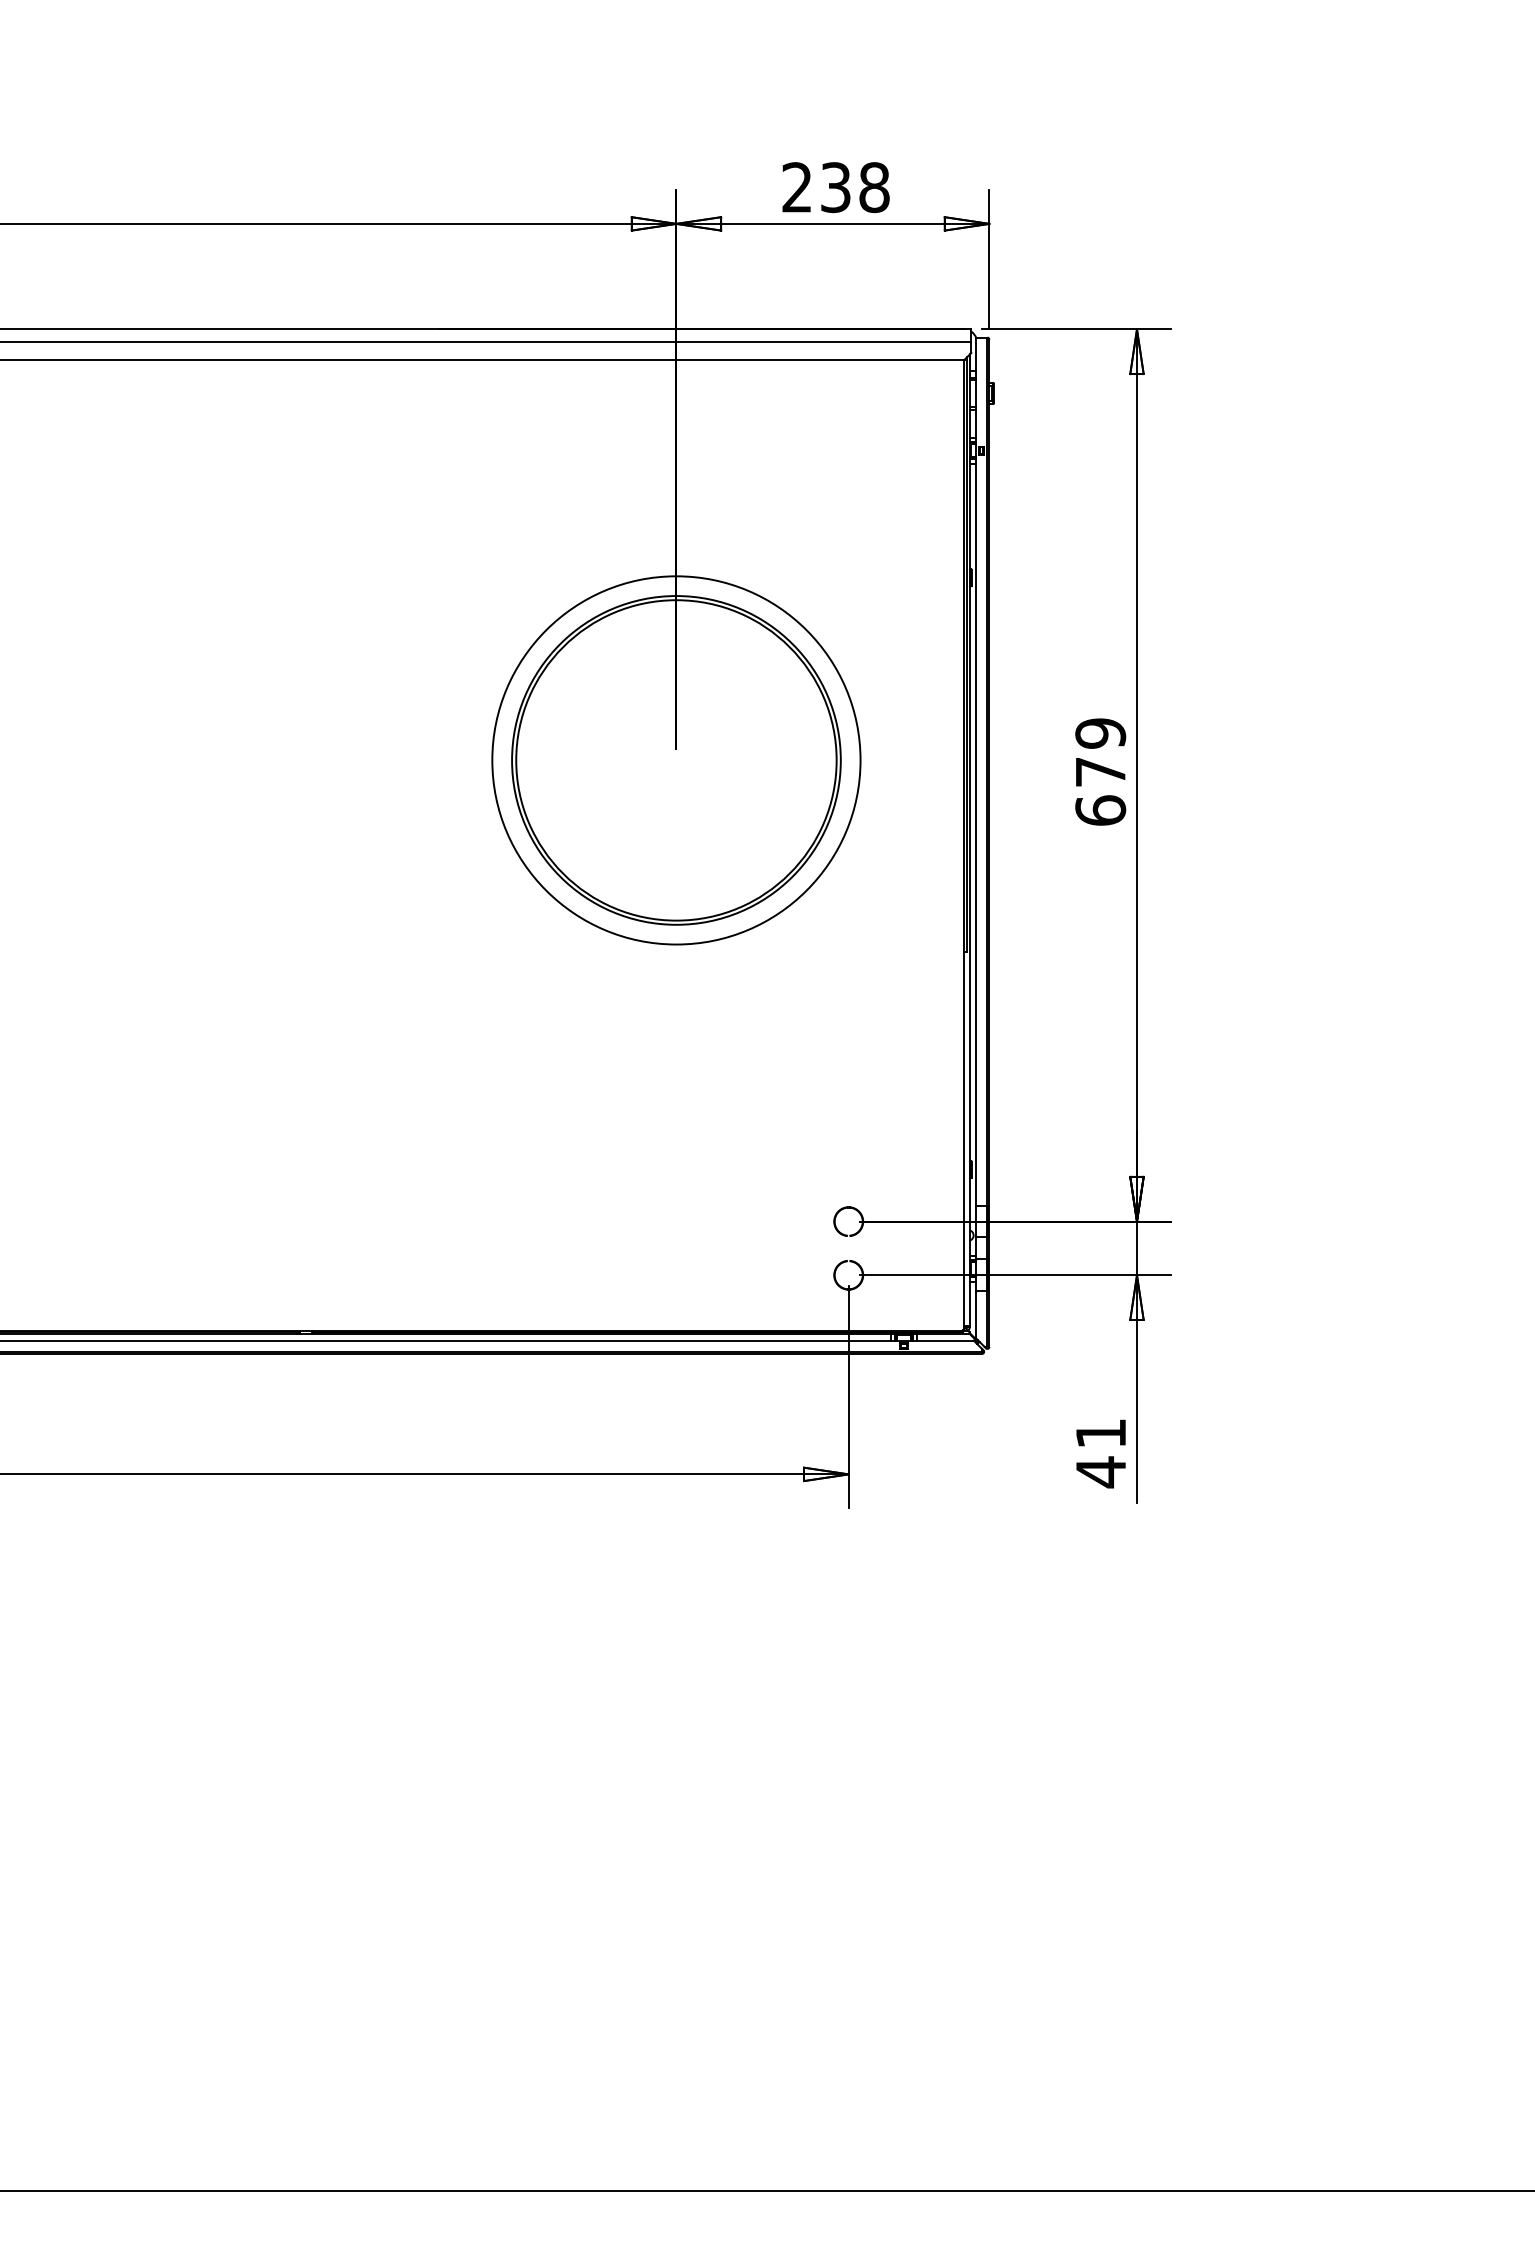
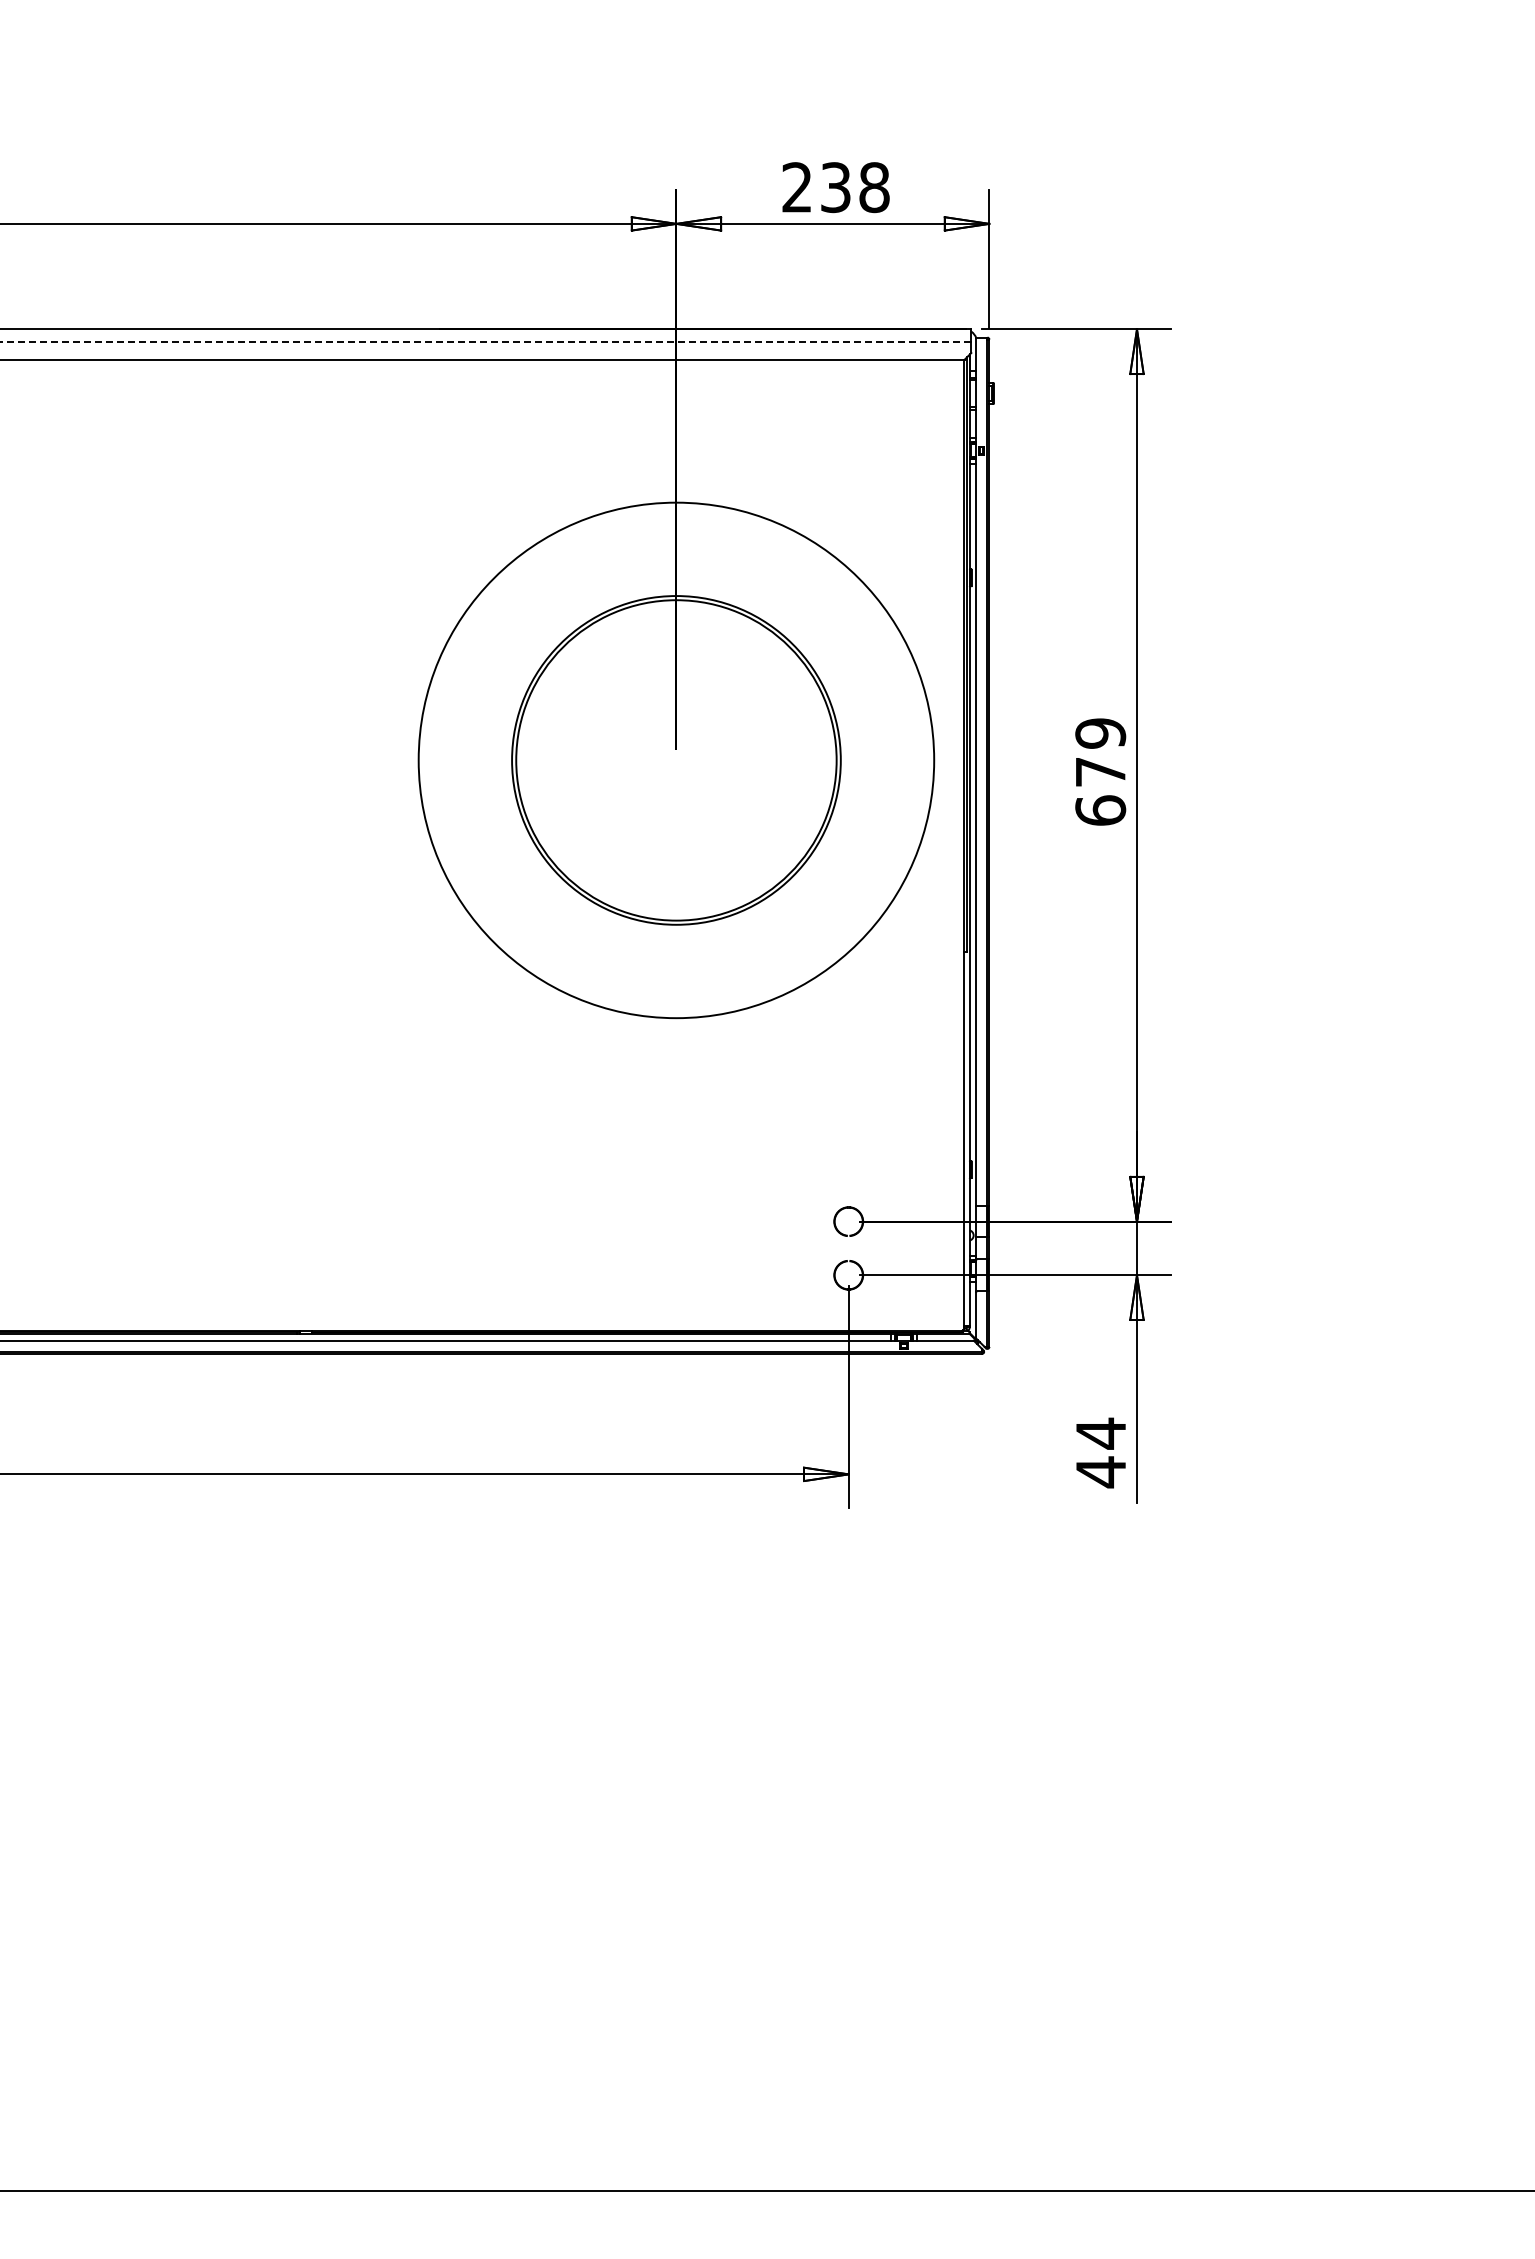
line: solid -> dashed (485, 342)
circle diameter: 368 px -> 516 px (676, 760)
text: 41 -> 44 (1100, 1433)
